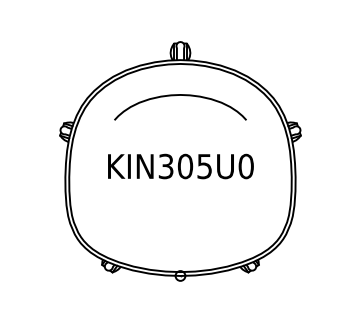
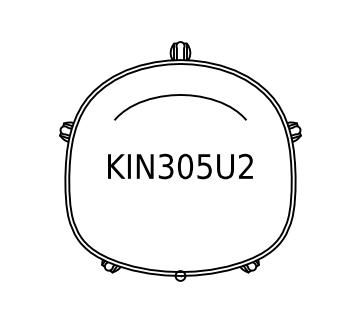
text: KIN305U0 -> KIN305U2 (245, 166)
